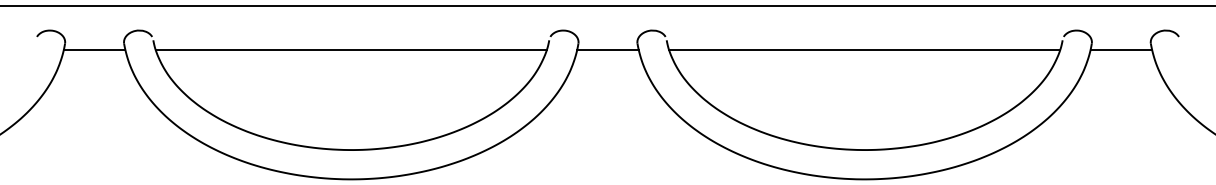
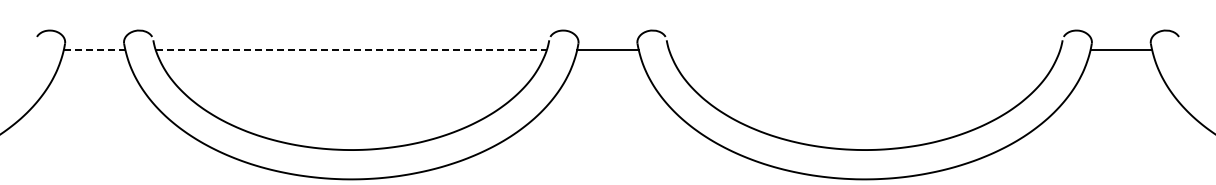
line: present -> none (607, 5)
line: solid -> dashed (94, 49)
line: solid -> dashed (351, 49)
line: present -> none (864, 49)
